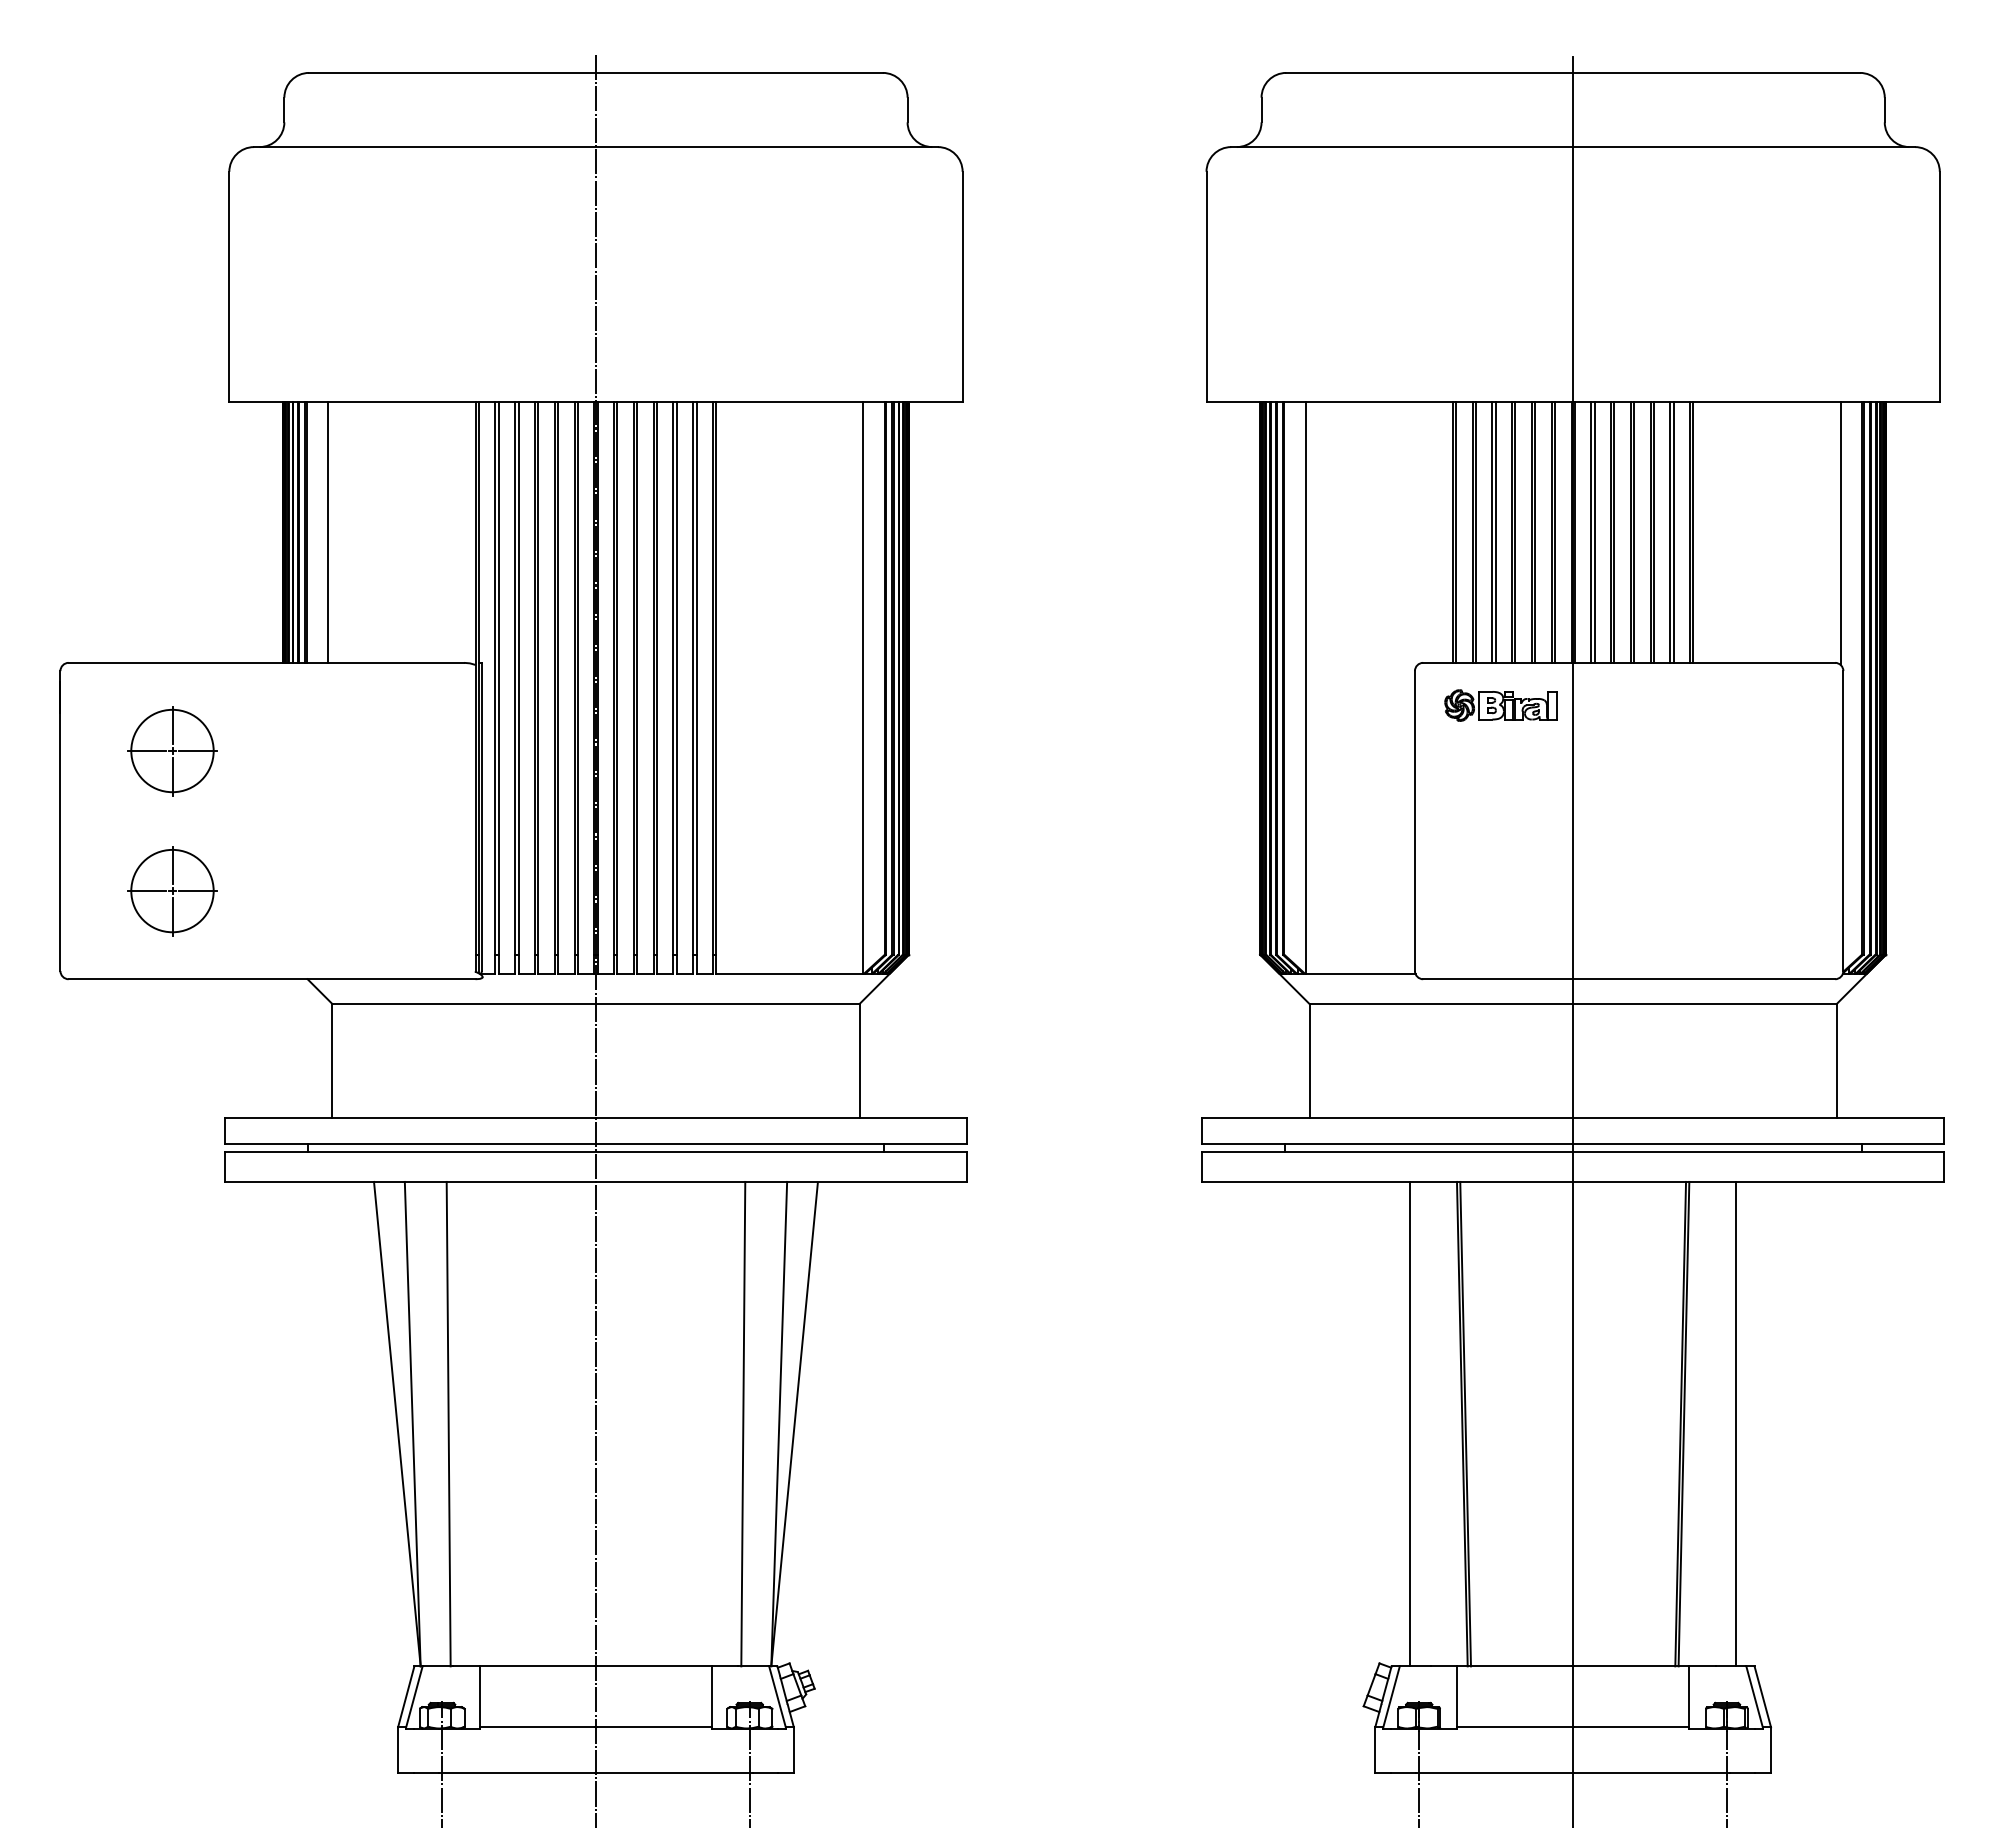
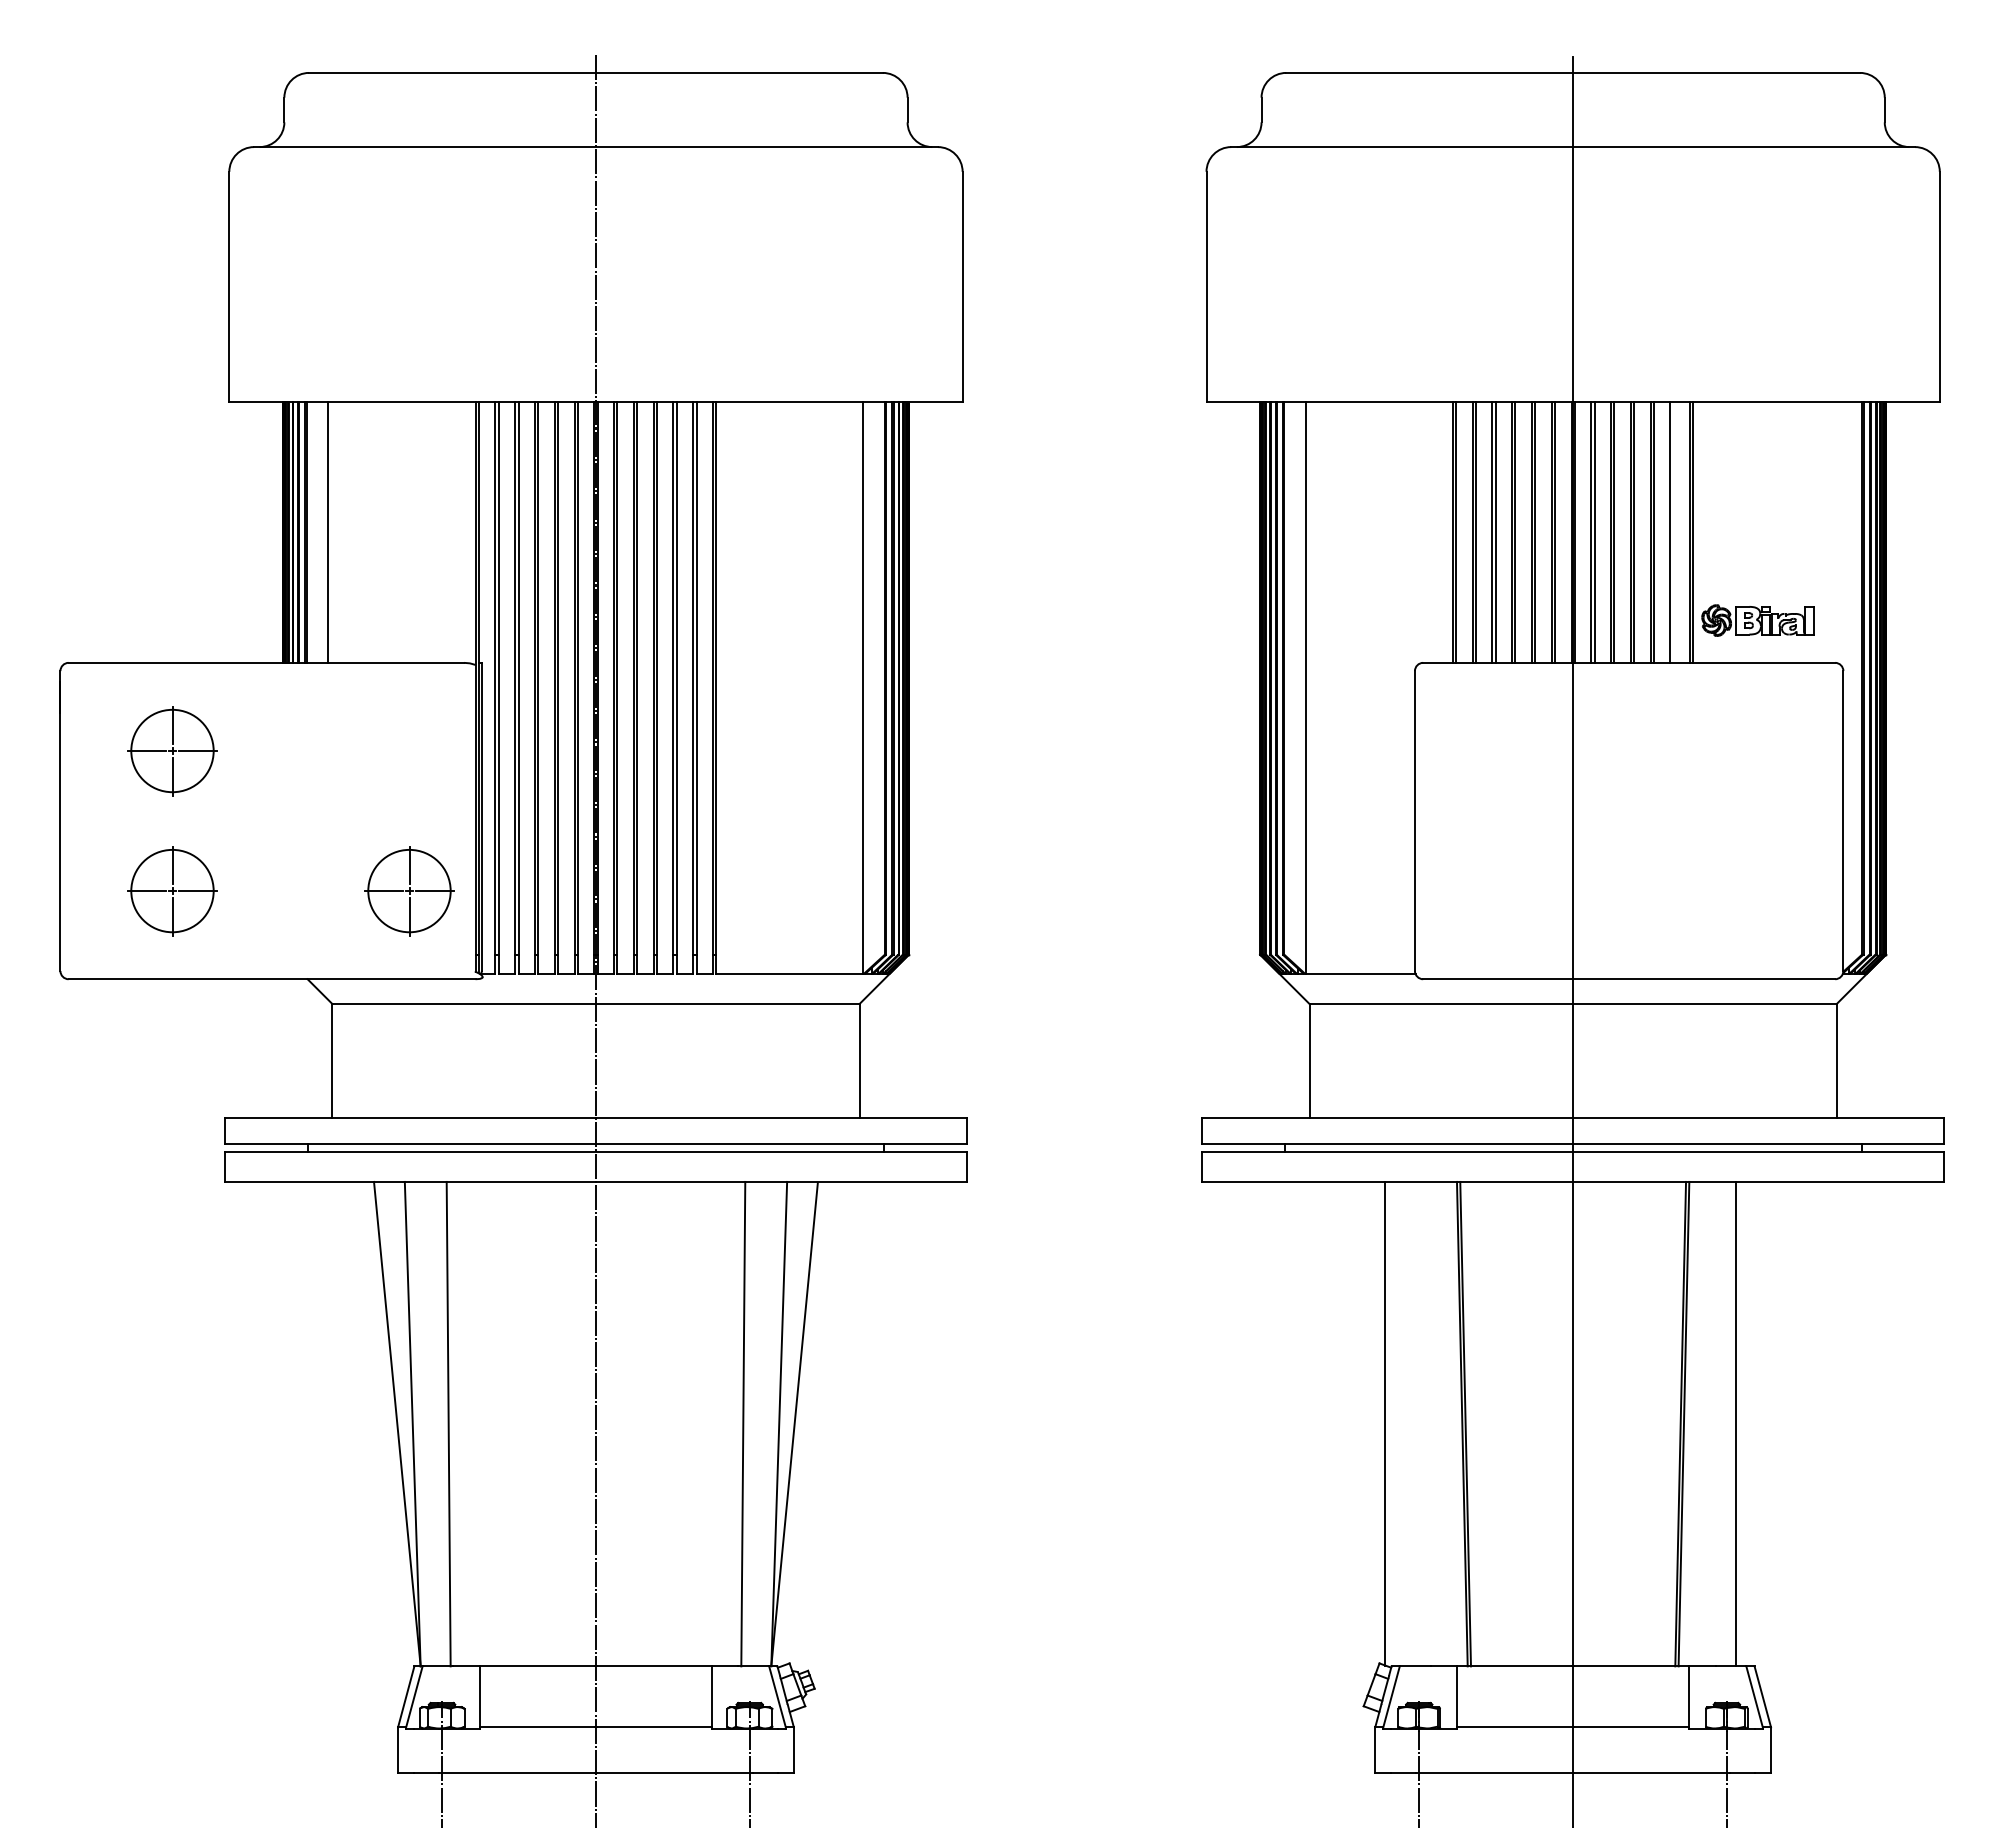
line: present -> none (1673, 532)
line: present -> none (1840, 533)
part position: (1500, 705) -> (1757, 620) (1757, 620)
part: none -> present (409, 891)
line position: (1410, 1423) -> (1385, 1423) (1385, 1423)
